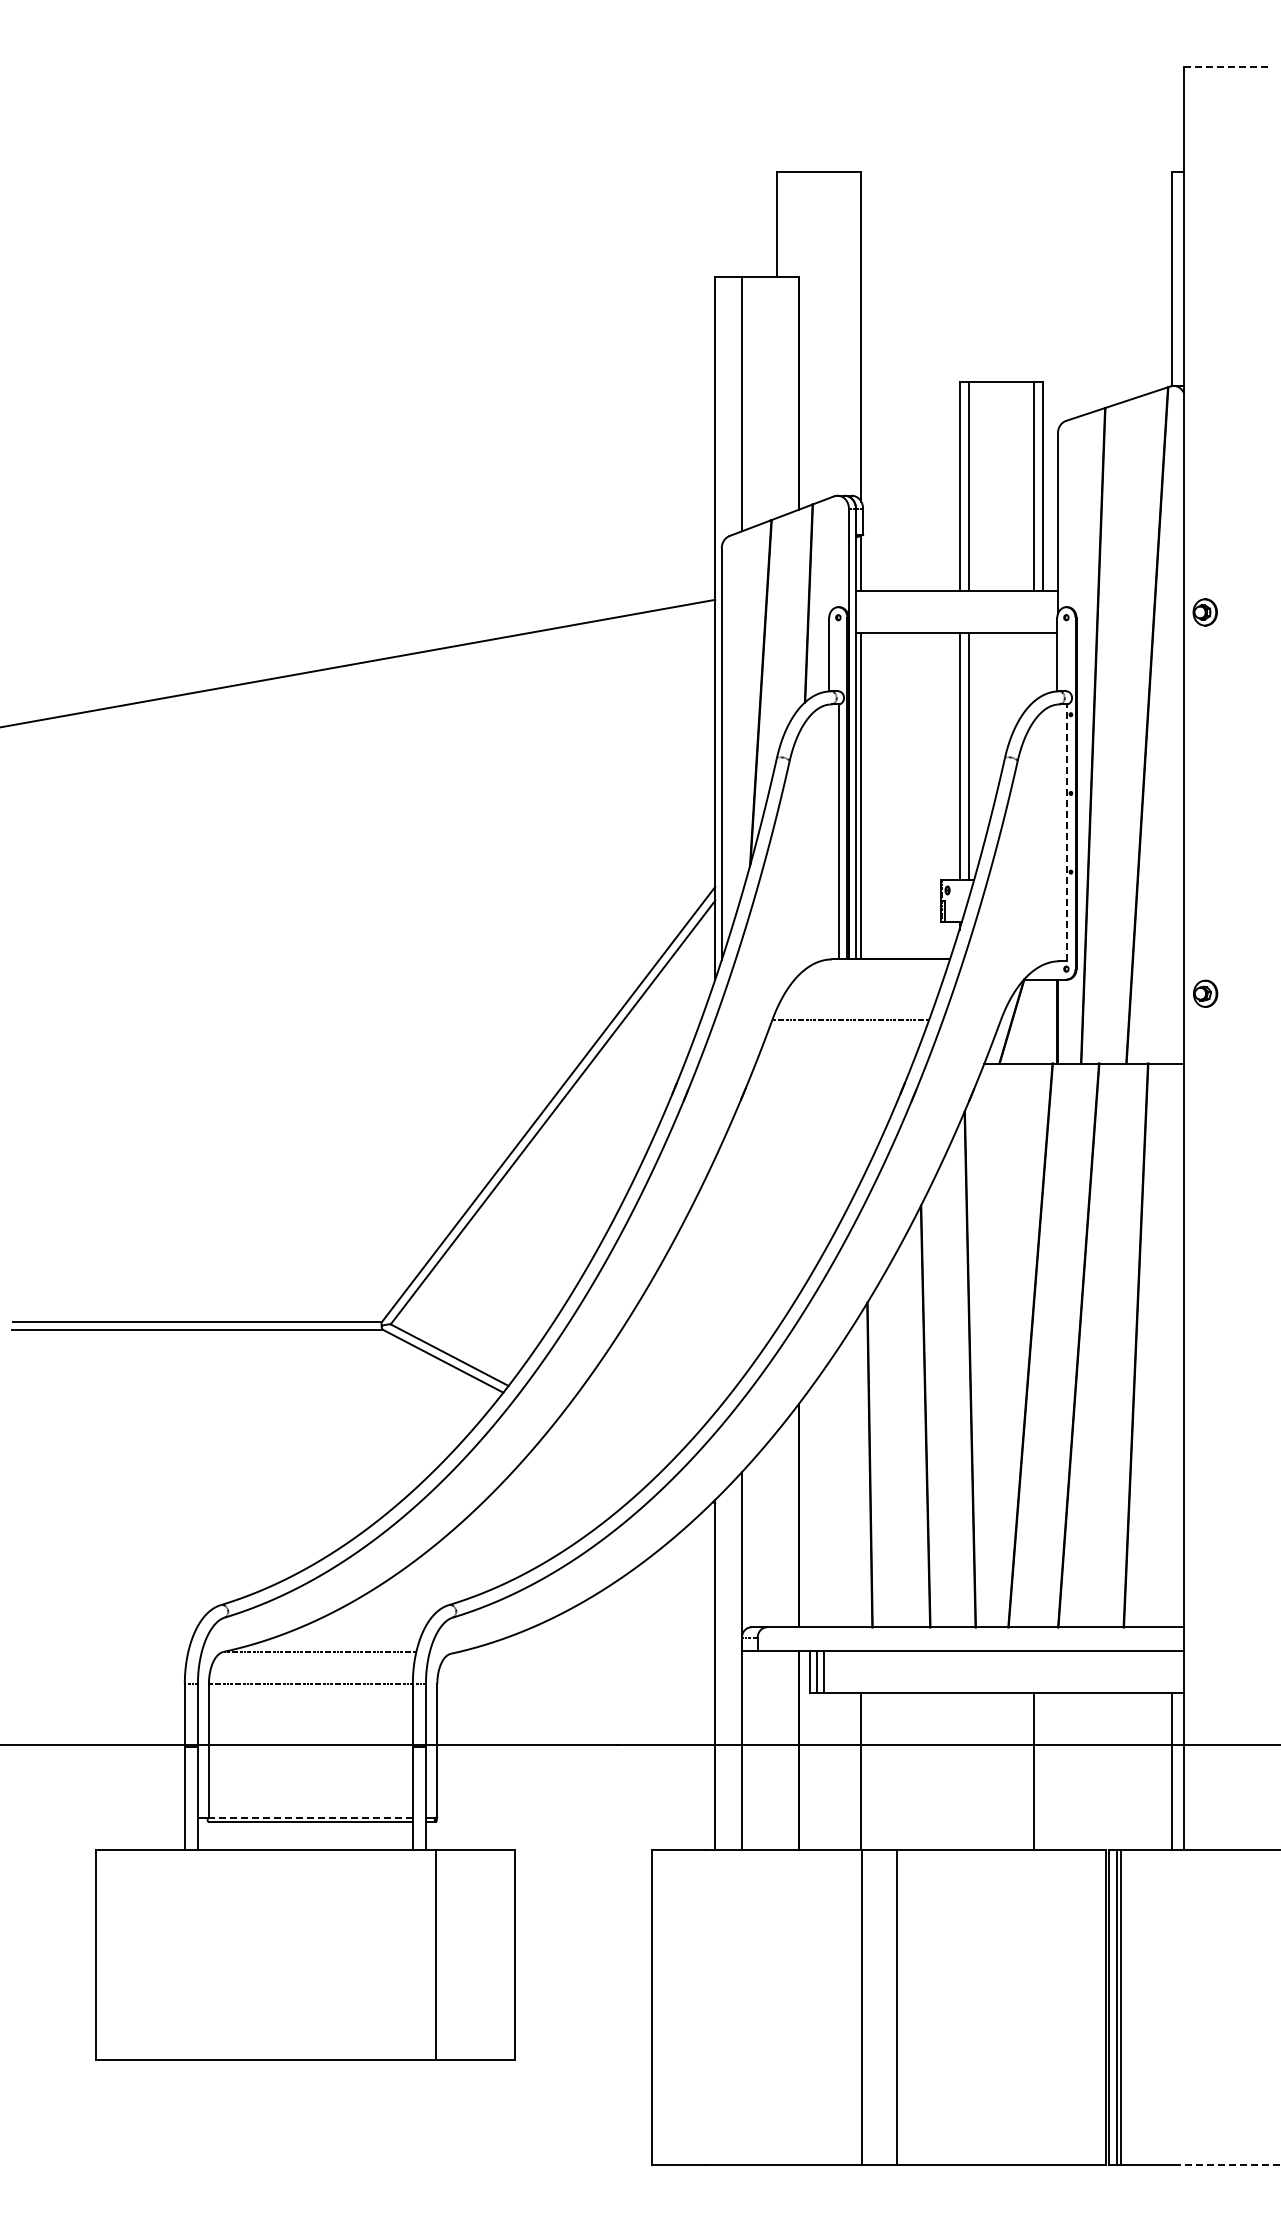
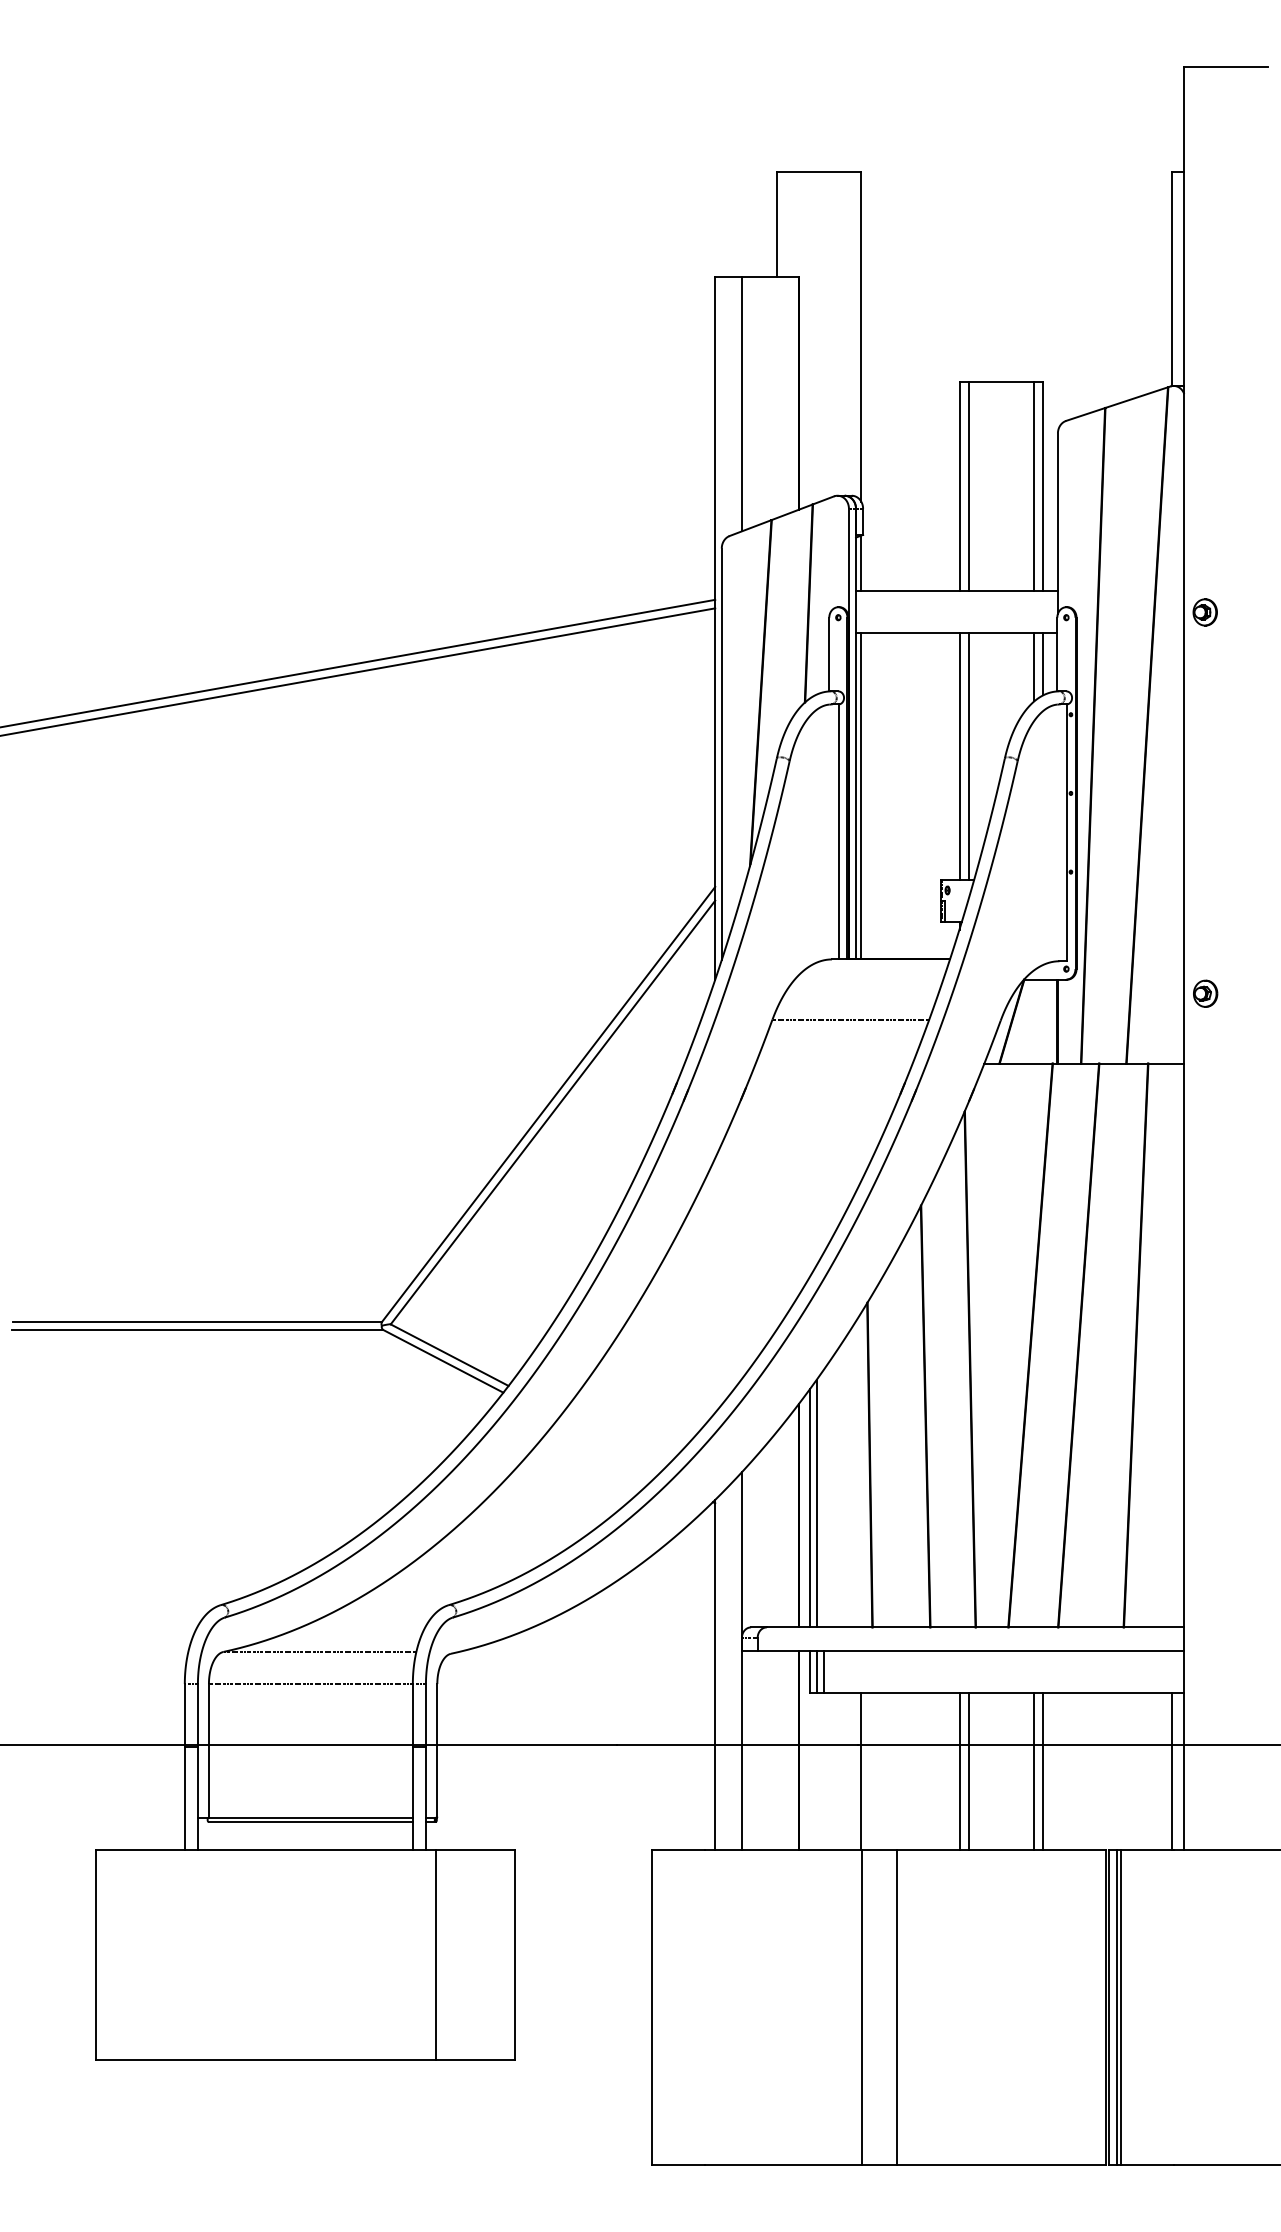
line: dashed -> solid (1226, 66)
line: none -> present (1043, 664)
line: none -> present (1034, 667)
line: none -> present (358, 671)
line: dashed -> solid (1066, 832)
line: none -> present (816, 1503)
line: none -> present (809, 1508)
line: none -> present (959, 1771)
line: none -> present (968, 1771)
line: none -> present (1043, 1771)
line: dashed -> solid (310, 1817)
line: dashed -> solid (1227, 2165)
